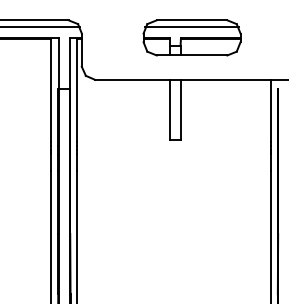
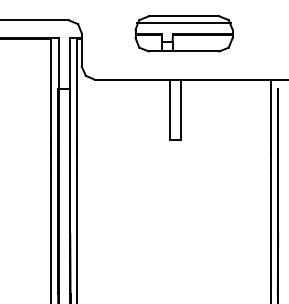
line: present -> none (41, 27)
part position: (191, 37) -> (183, 33) (183, 33)
